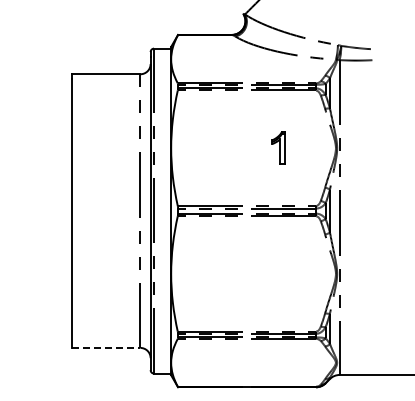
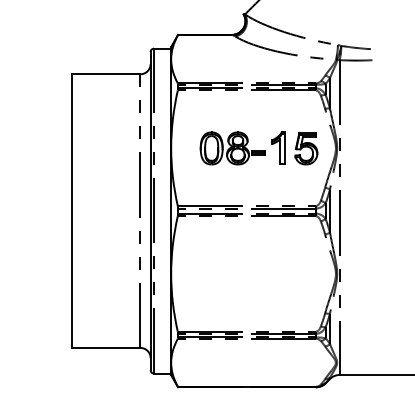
part: none -> present (232, 148)
part: none -> present (306, 148)
line: dashed -> solid (106, 347)
